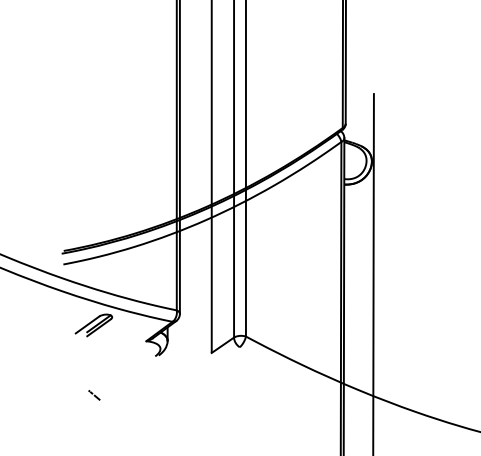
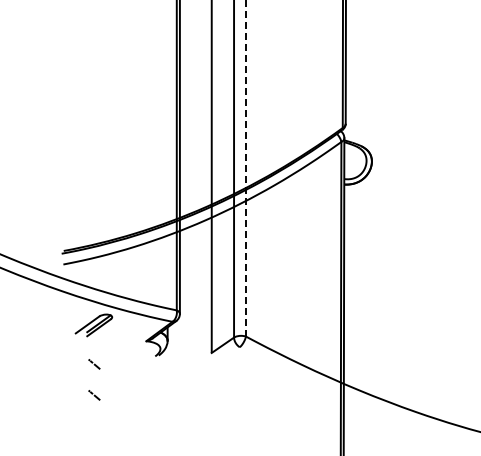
line: solid -> dashed (245, 168)
line: present -> none (373, 273)
line: none -> present (94, 364)
